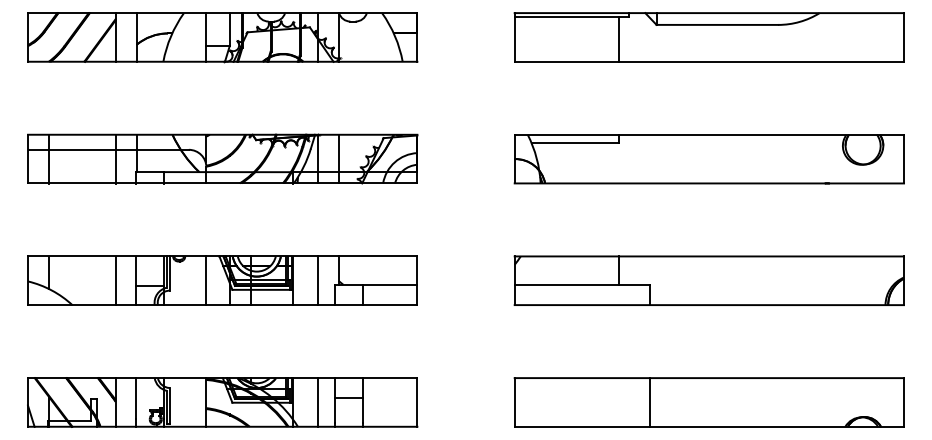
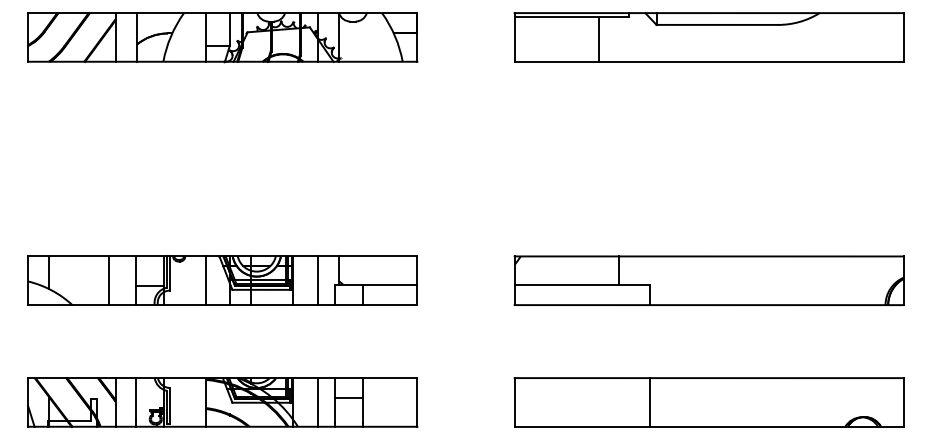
line position: (619, 39) -> (599, 39) (599, 39)
part: present -> none (222, 158)
part: present -> none (708, 159)
line position: (115, 280) -> (108, 280) (108, 280)
